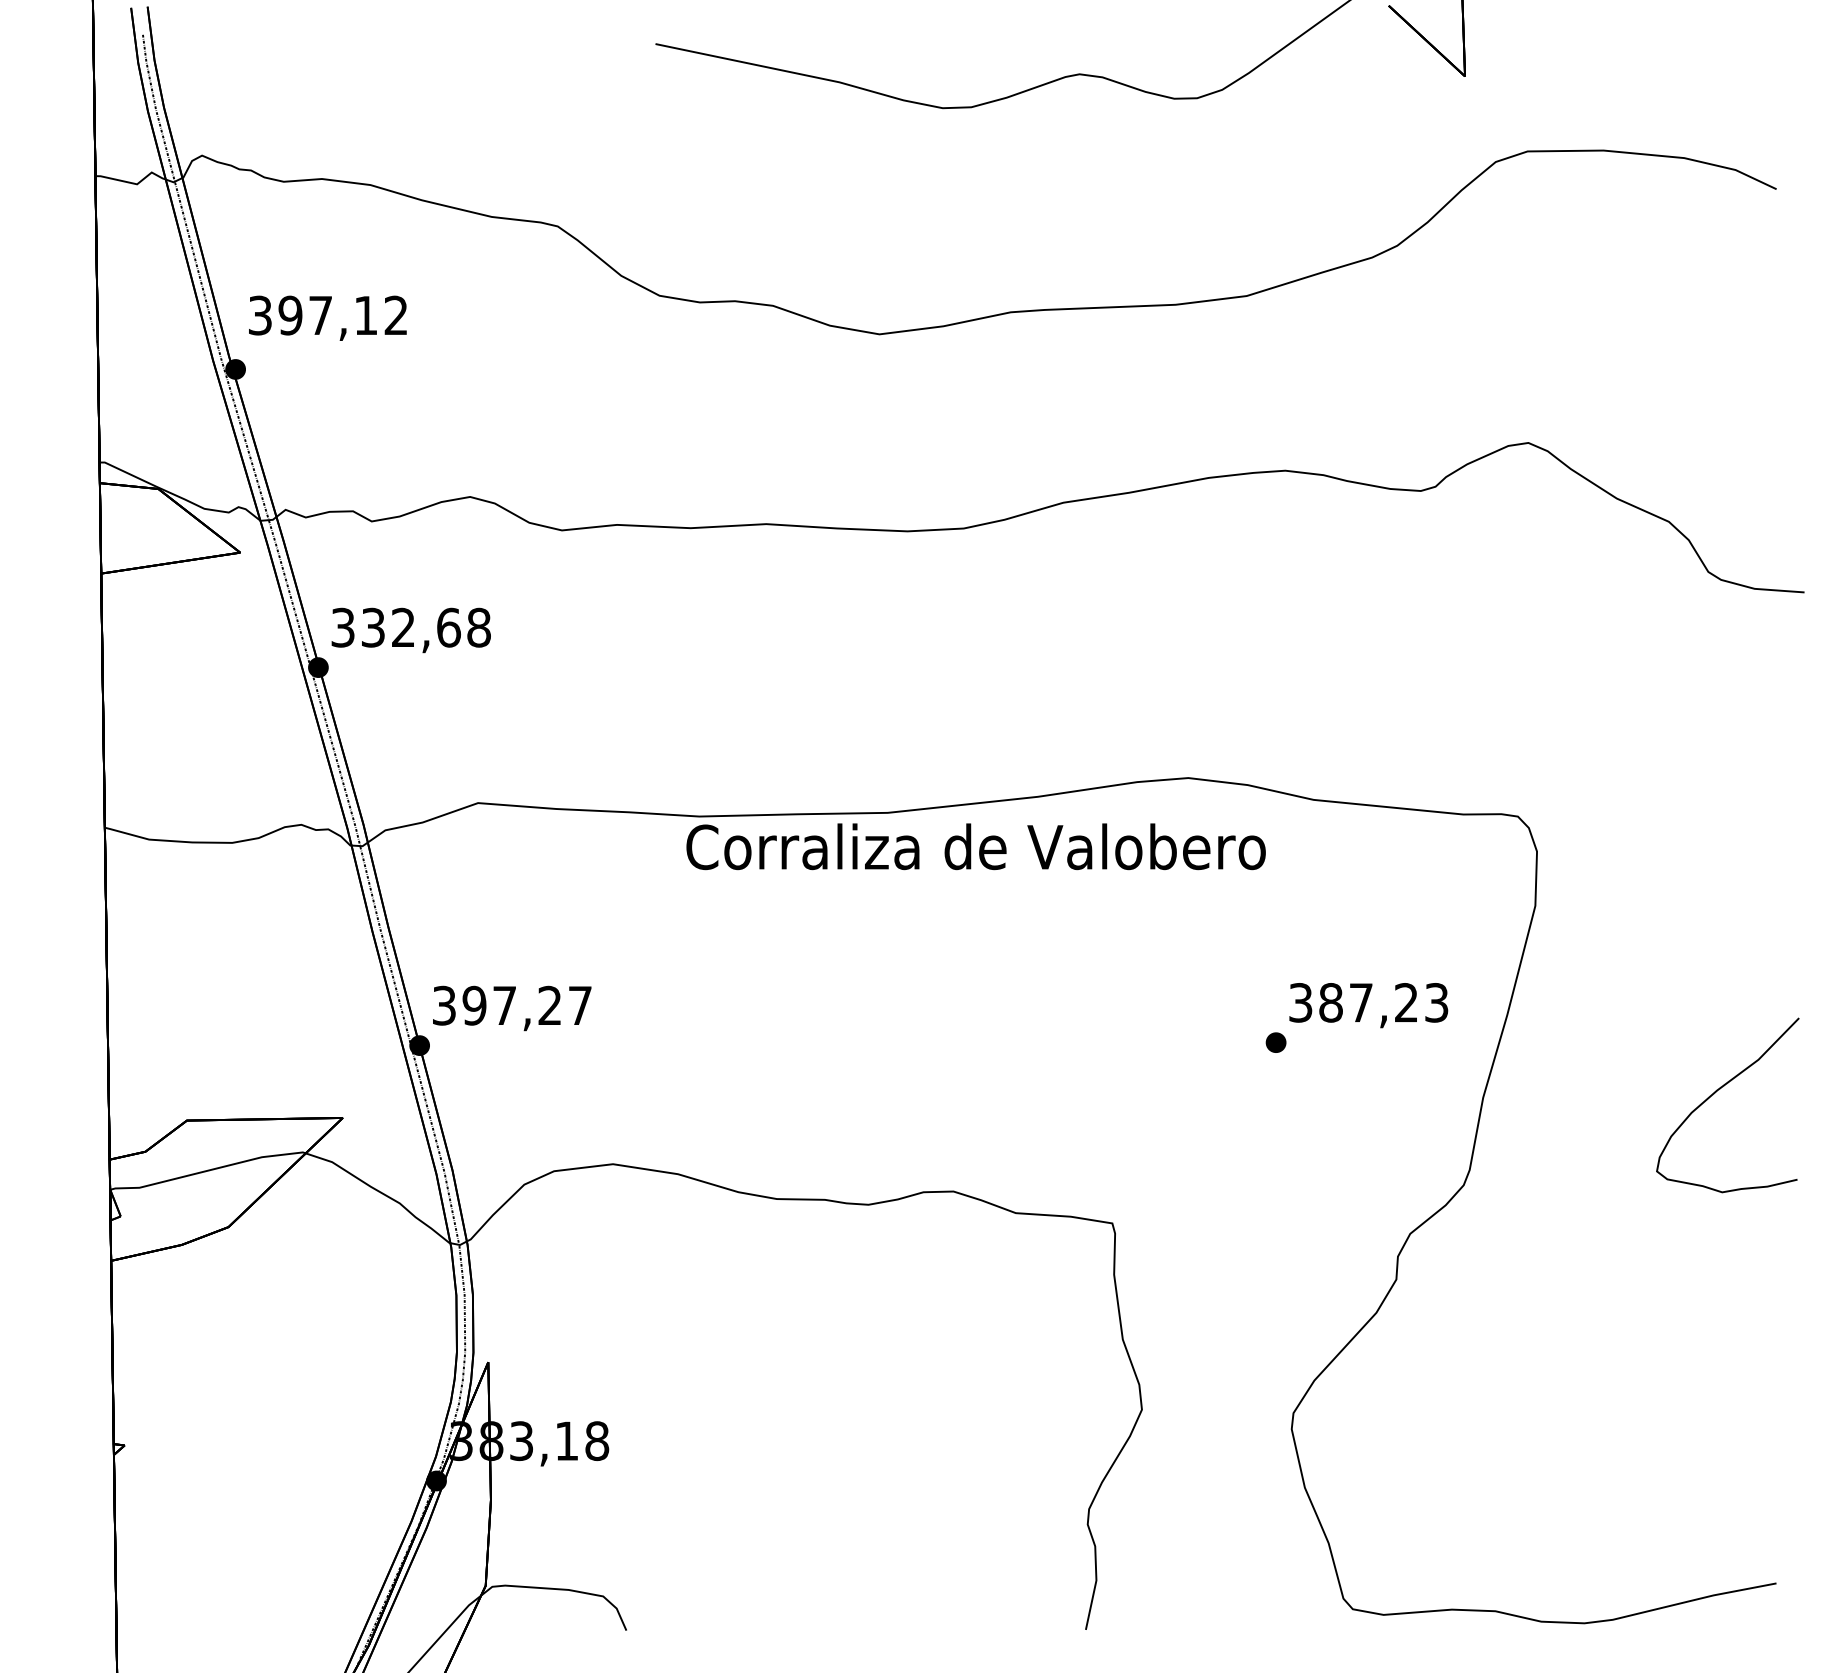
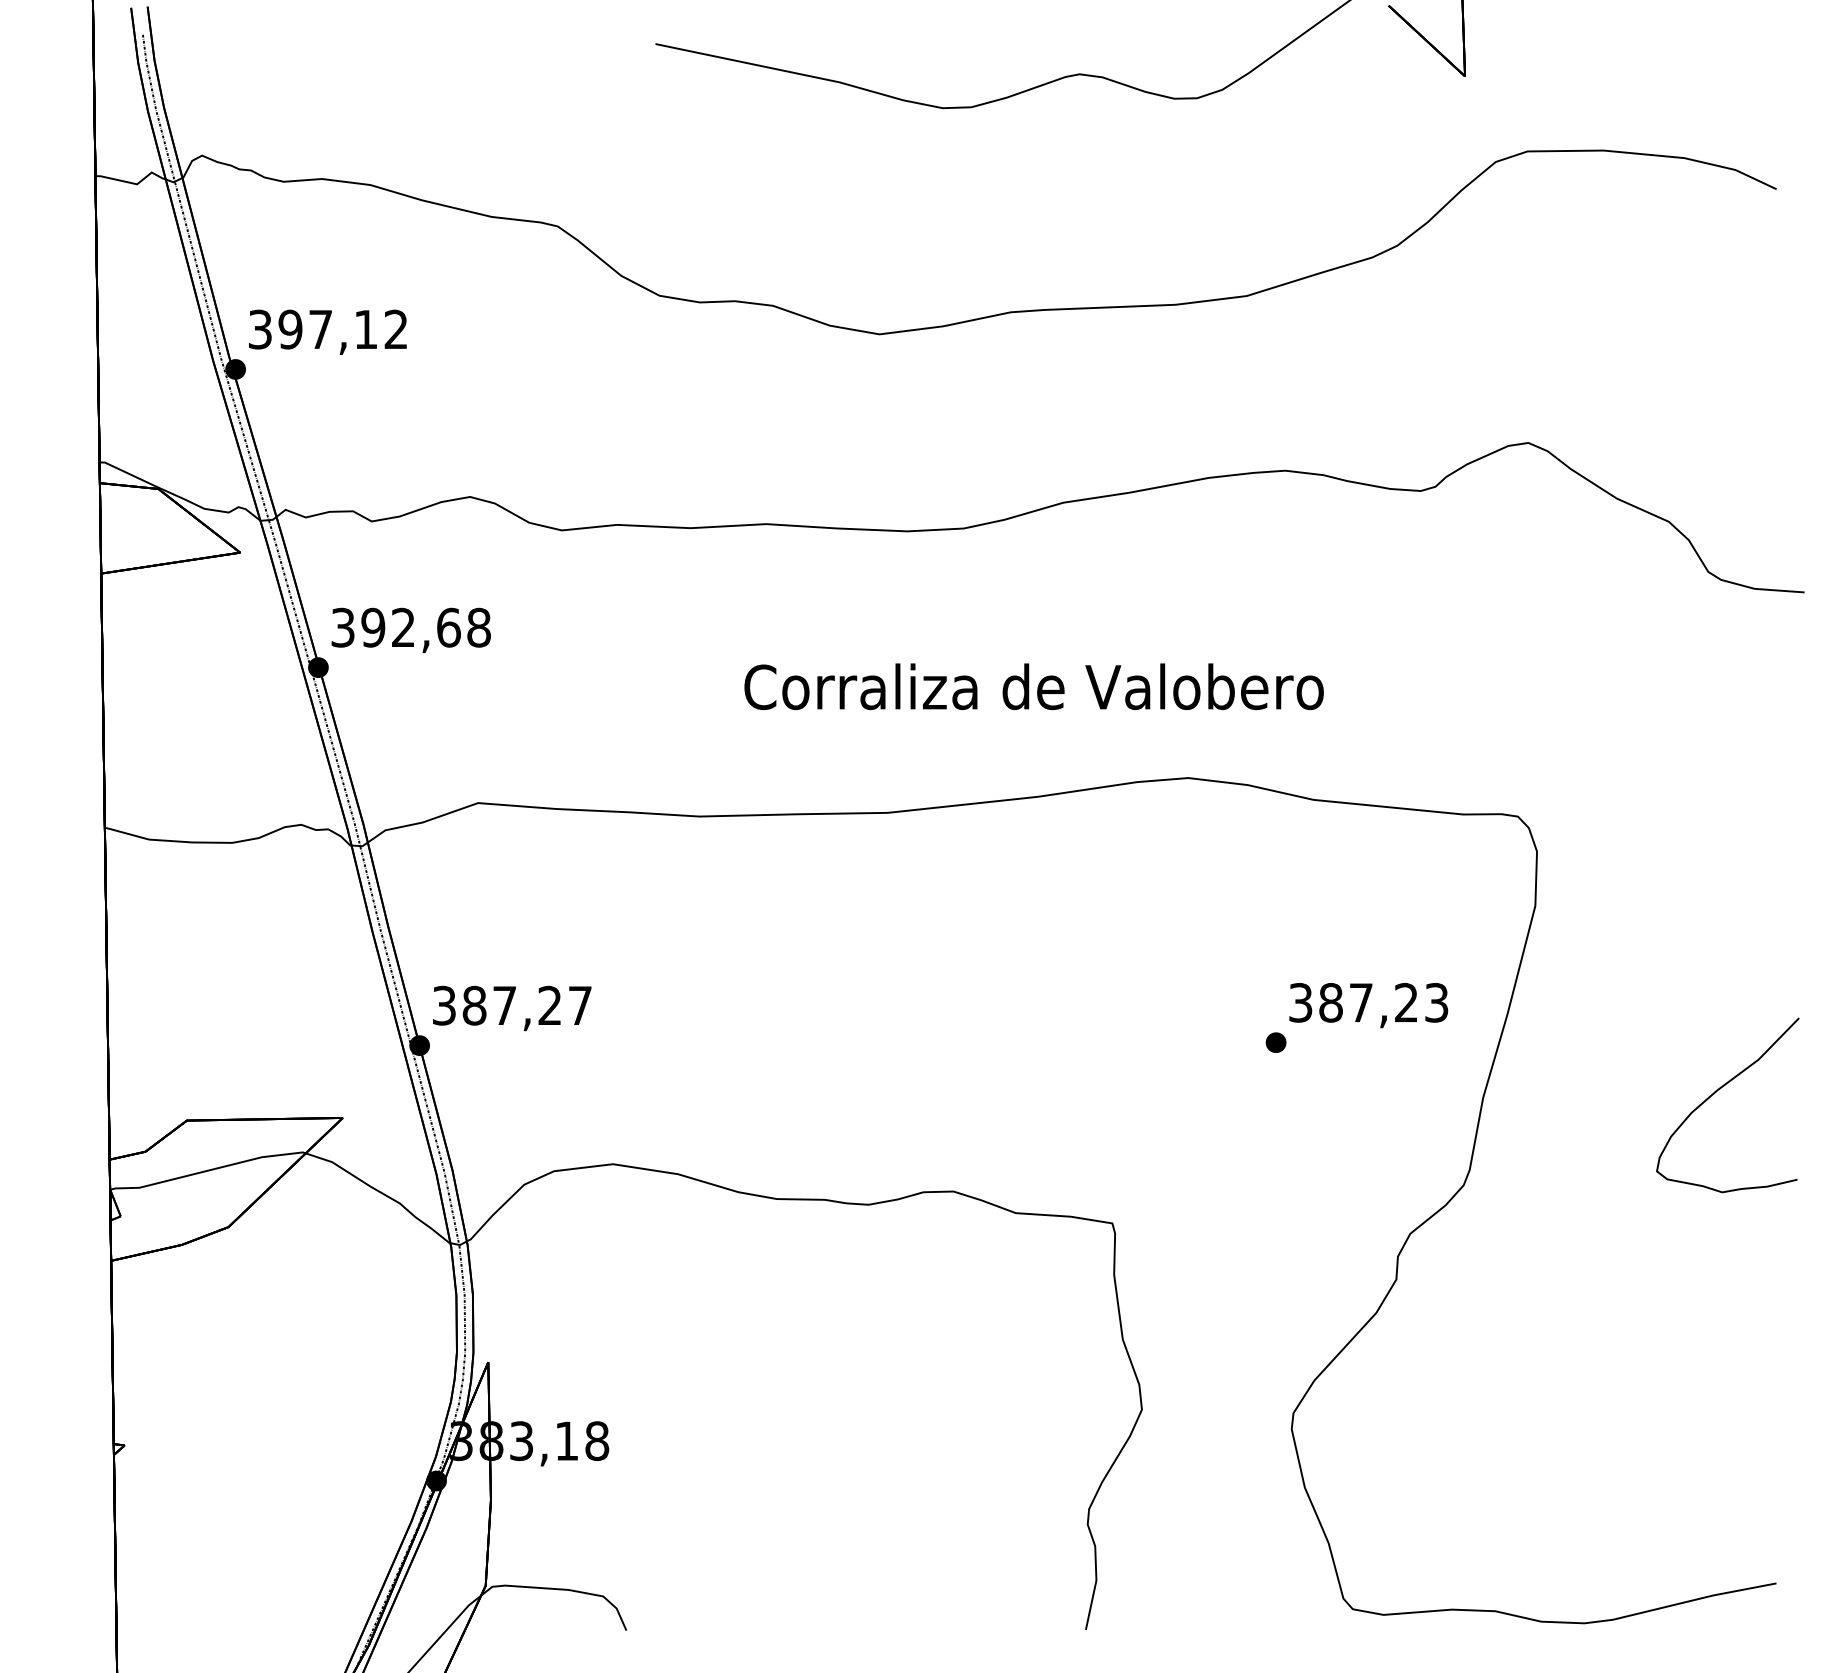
text position: (327, 317) -> (327, 331) (327, 331)
text: 332,68 -> 392,68 (373, 627)
text position: (975, 846) -> (1033, 686) (1033, 686)
text: 397,27 -> 387,27 (474, 1005)
